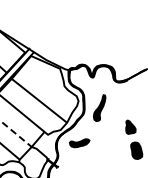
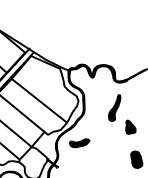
part position: (99, 107) -> (114, 107) (114, 107)
line: dashed -> solid (16, 134)
part position: (136, 150) -> (136, 159) (136, 159)
